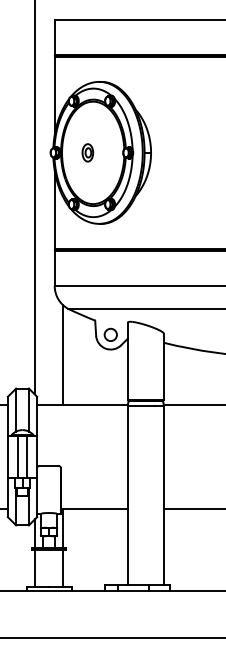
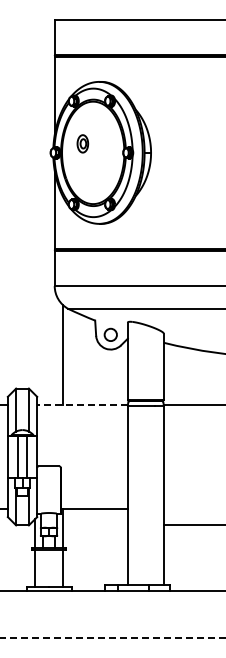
part position: (87, 152) -> (82, 143) (82, 143)
line: present -> none (34, 198)
line: solid -> dashed (82, 404)
line position: (192, 509) -> (192, 525) (192, 525)
line: solid -> dashed (113, 638)
